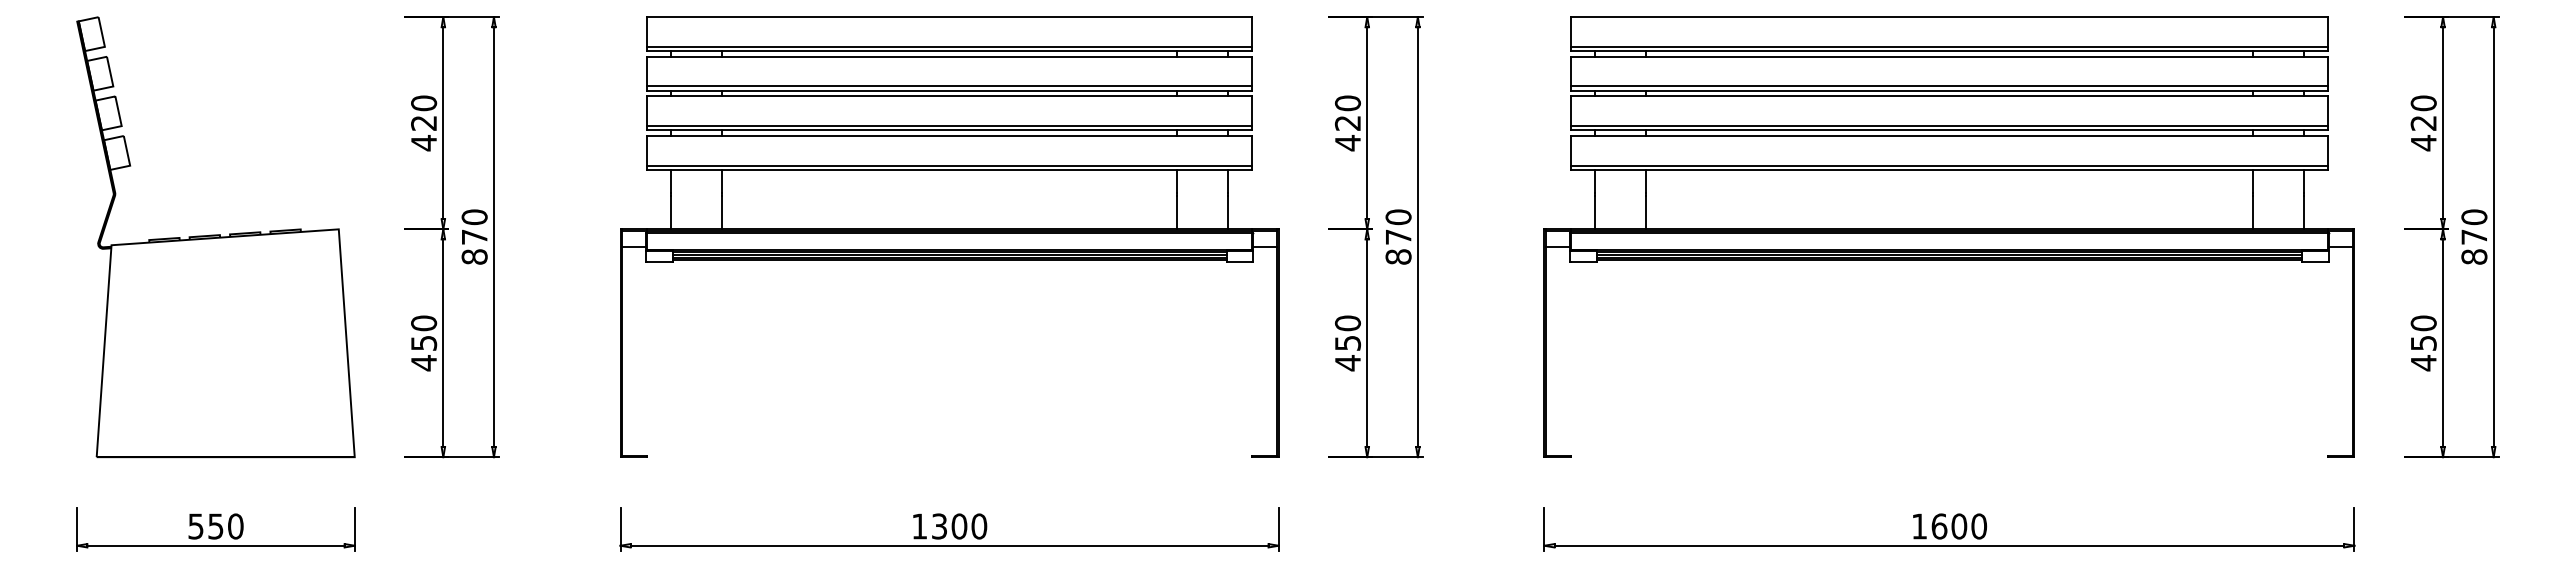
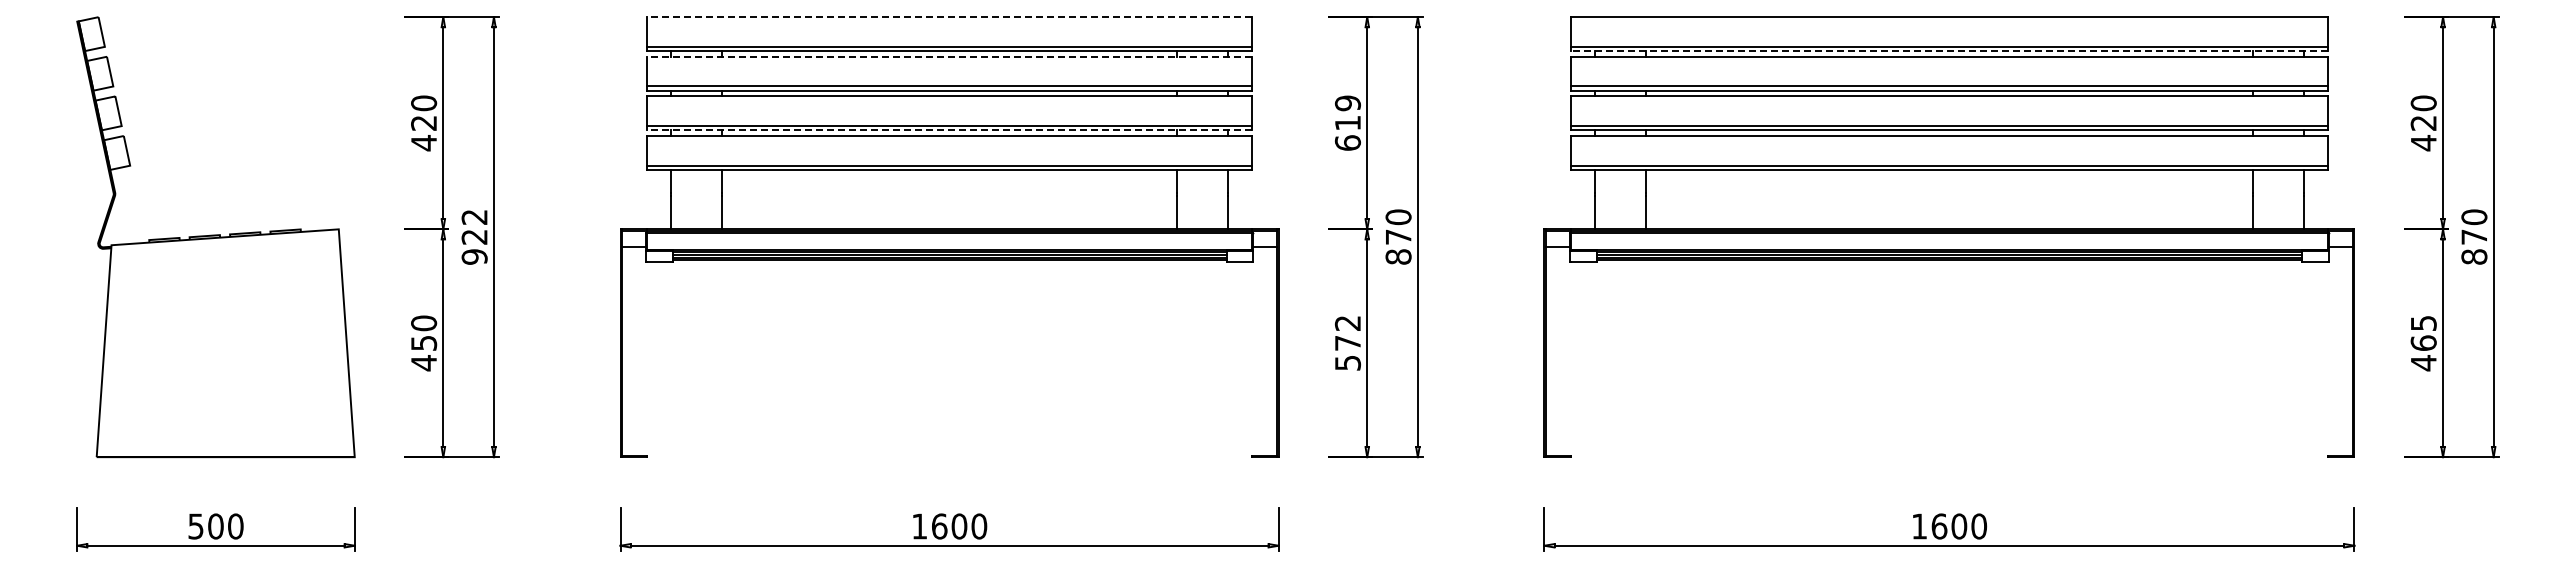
line: solid -> dashed (949, 17)
line: solid -> dashed (1948, 51)
line: solid -> dashed (949, 56)
text: 420 -> 619 (1347, 123)
line: solid -> dashed (949, 130)
text: 870 -> 922 (474, 236)
text: 450 -> 465 (2423, 332)
text: 450 -> 572 (1347, 343)
text: 550 -> 500 (215, 526)
text: 1300 -> 1600 (939, 526)
